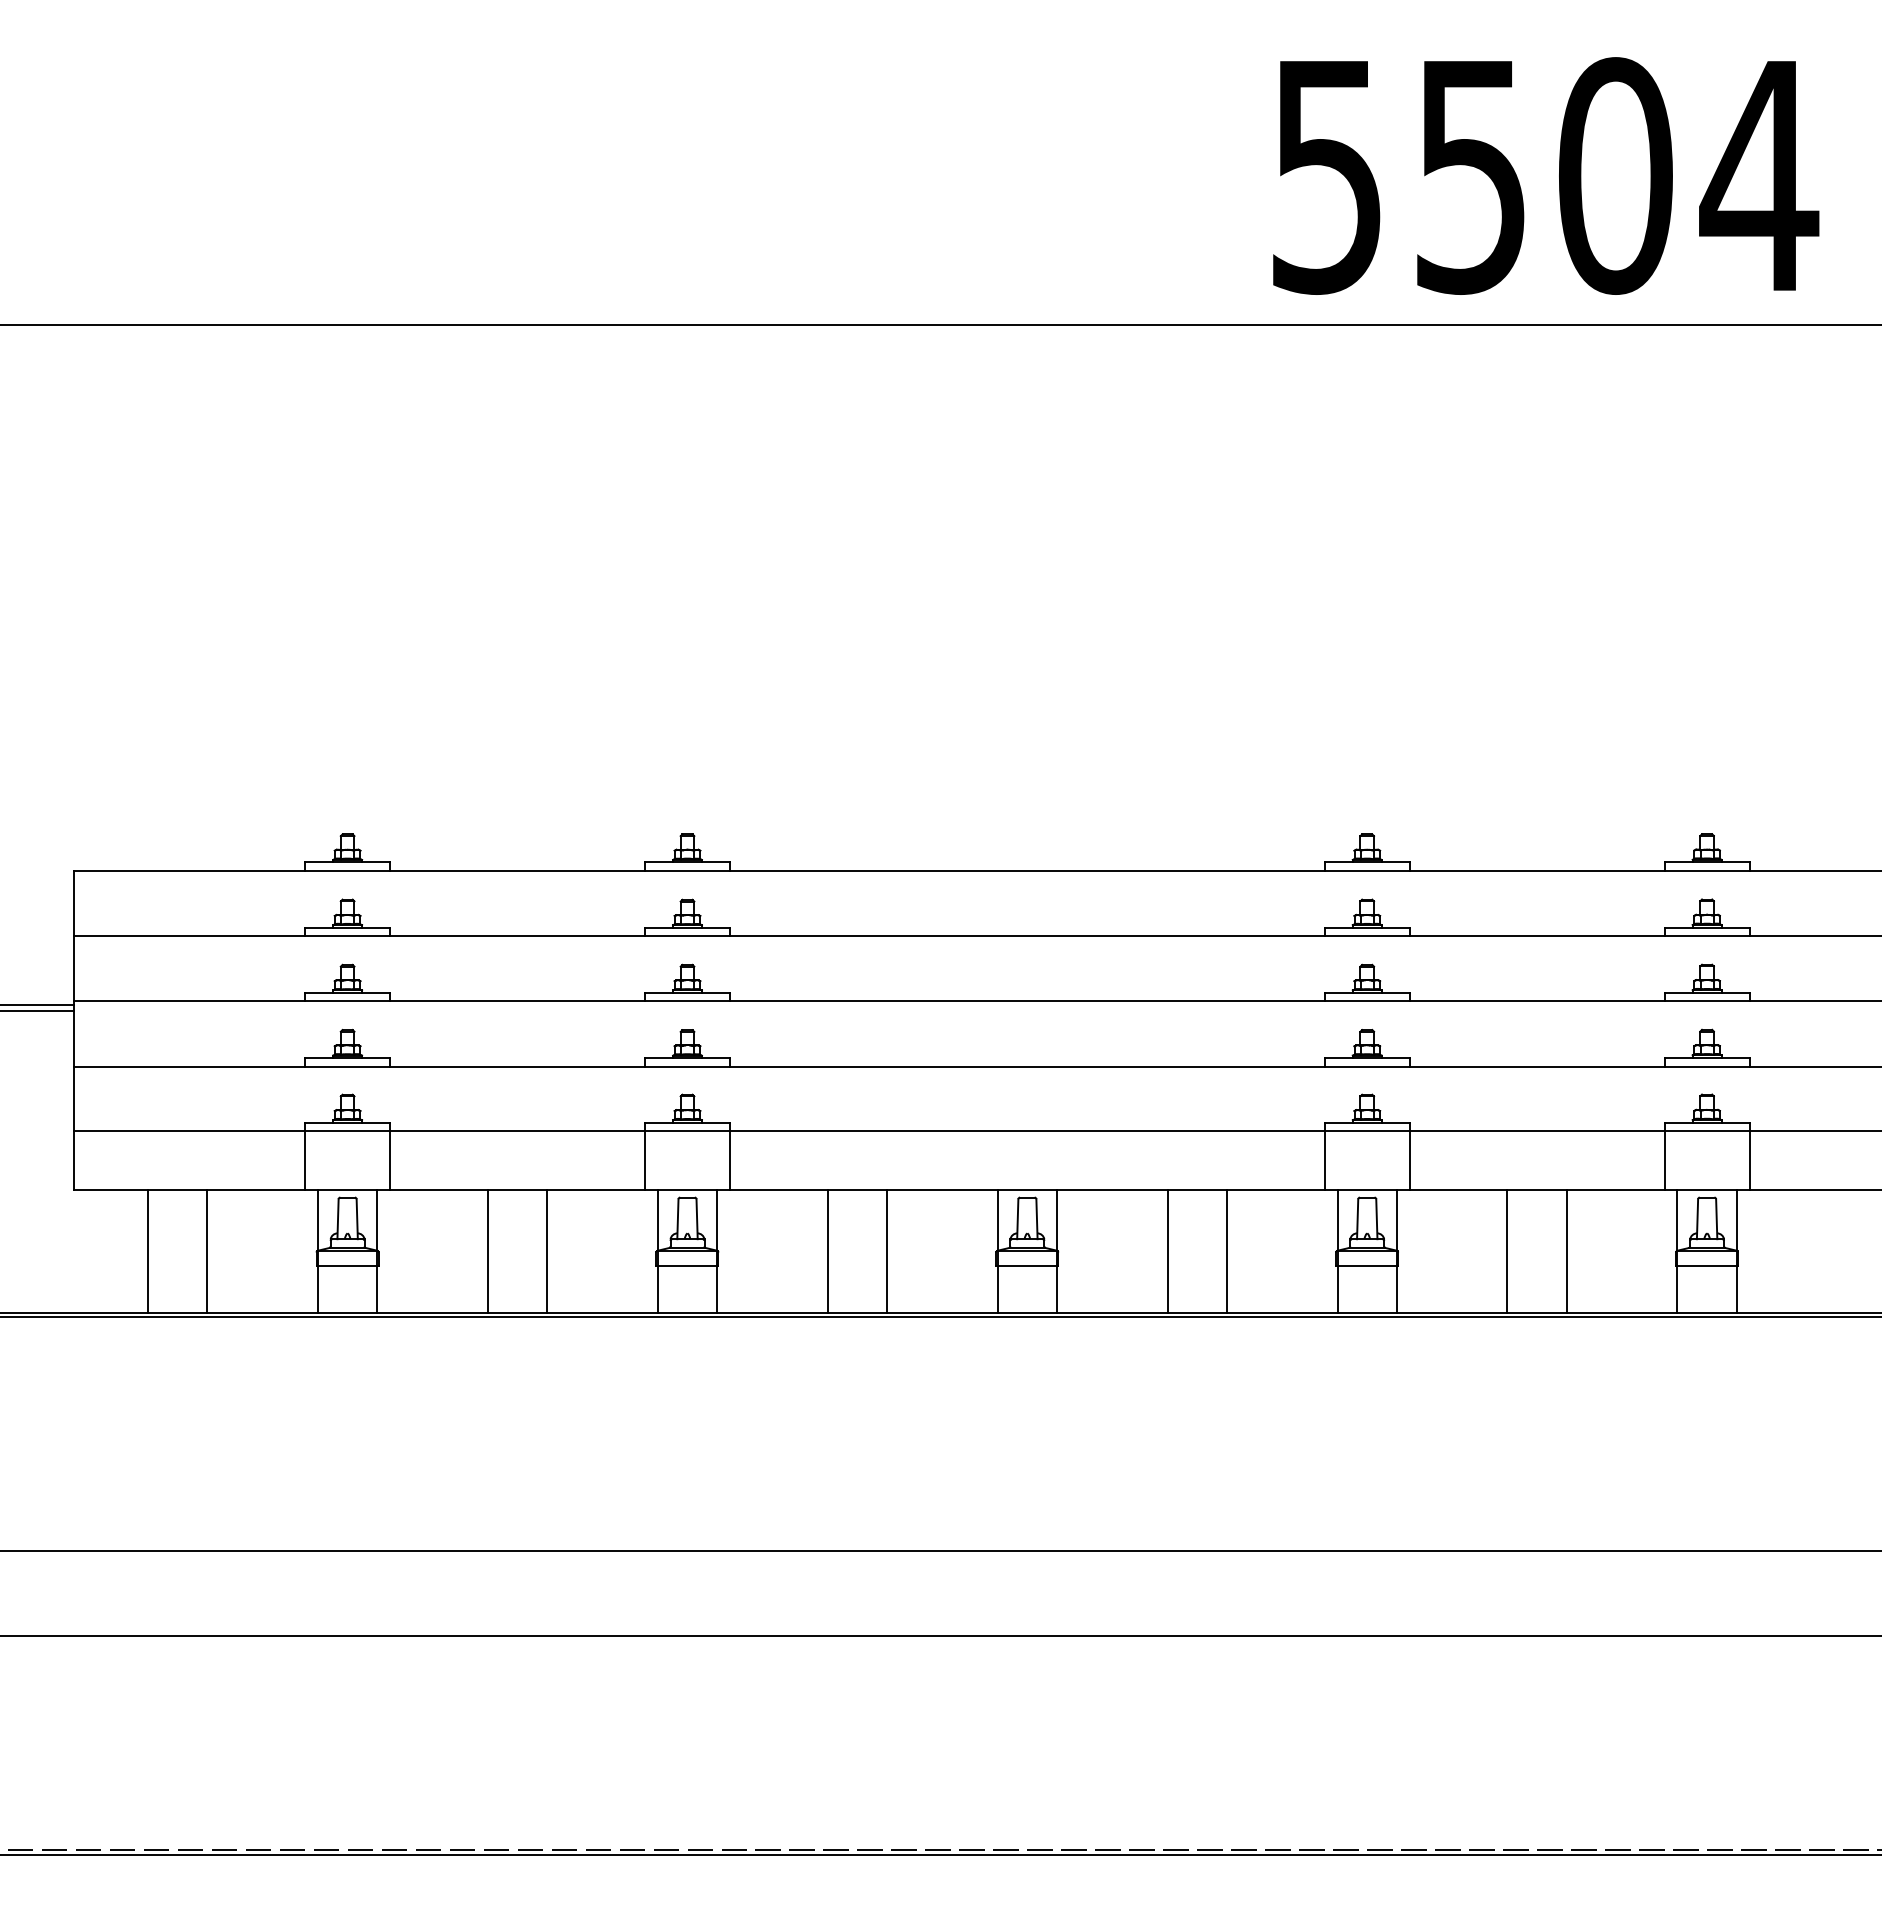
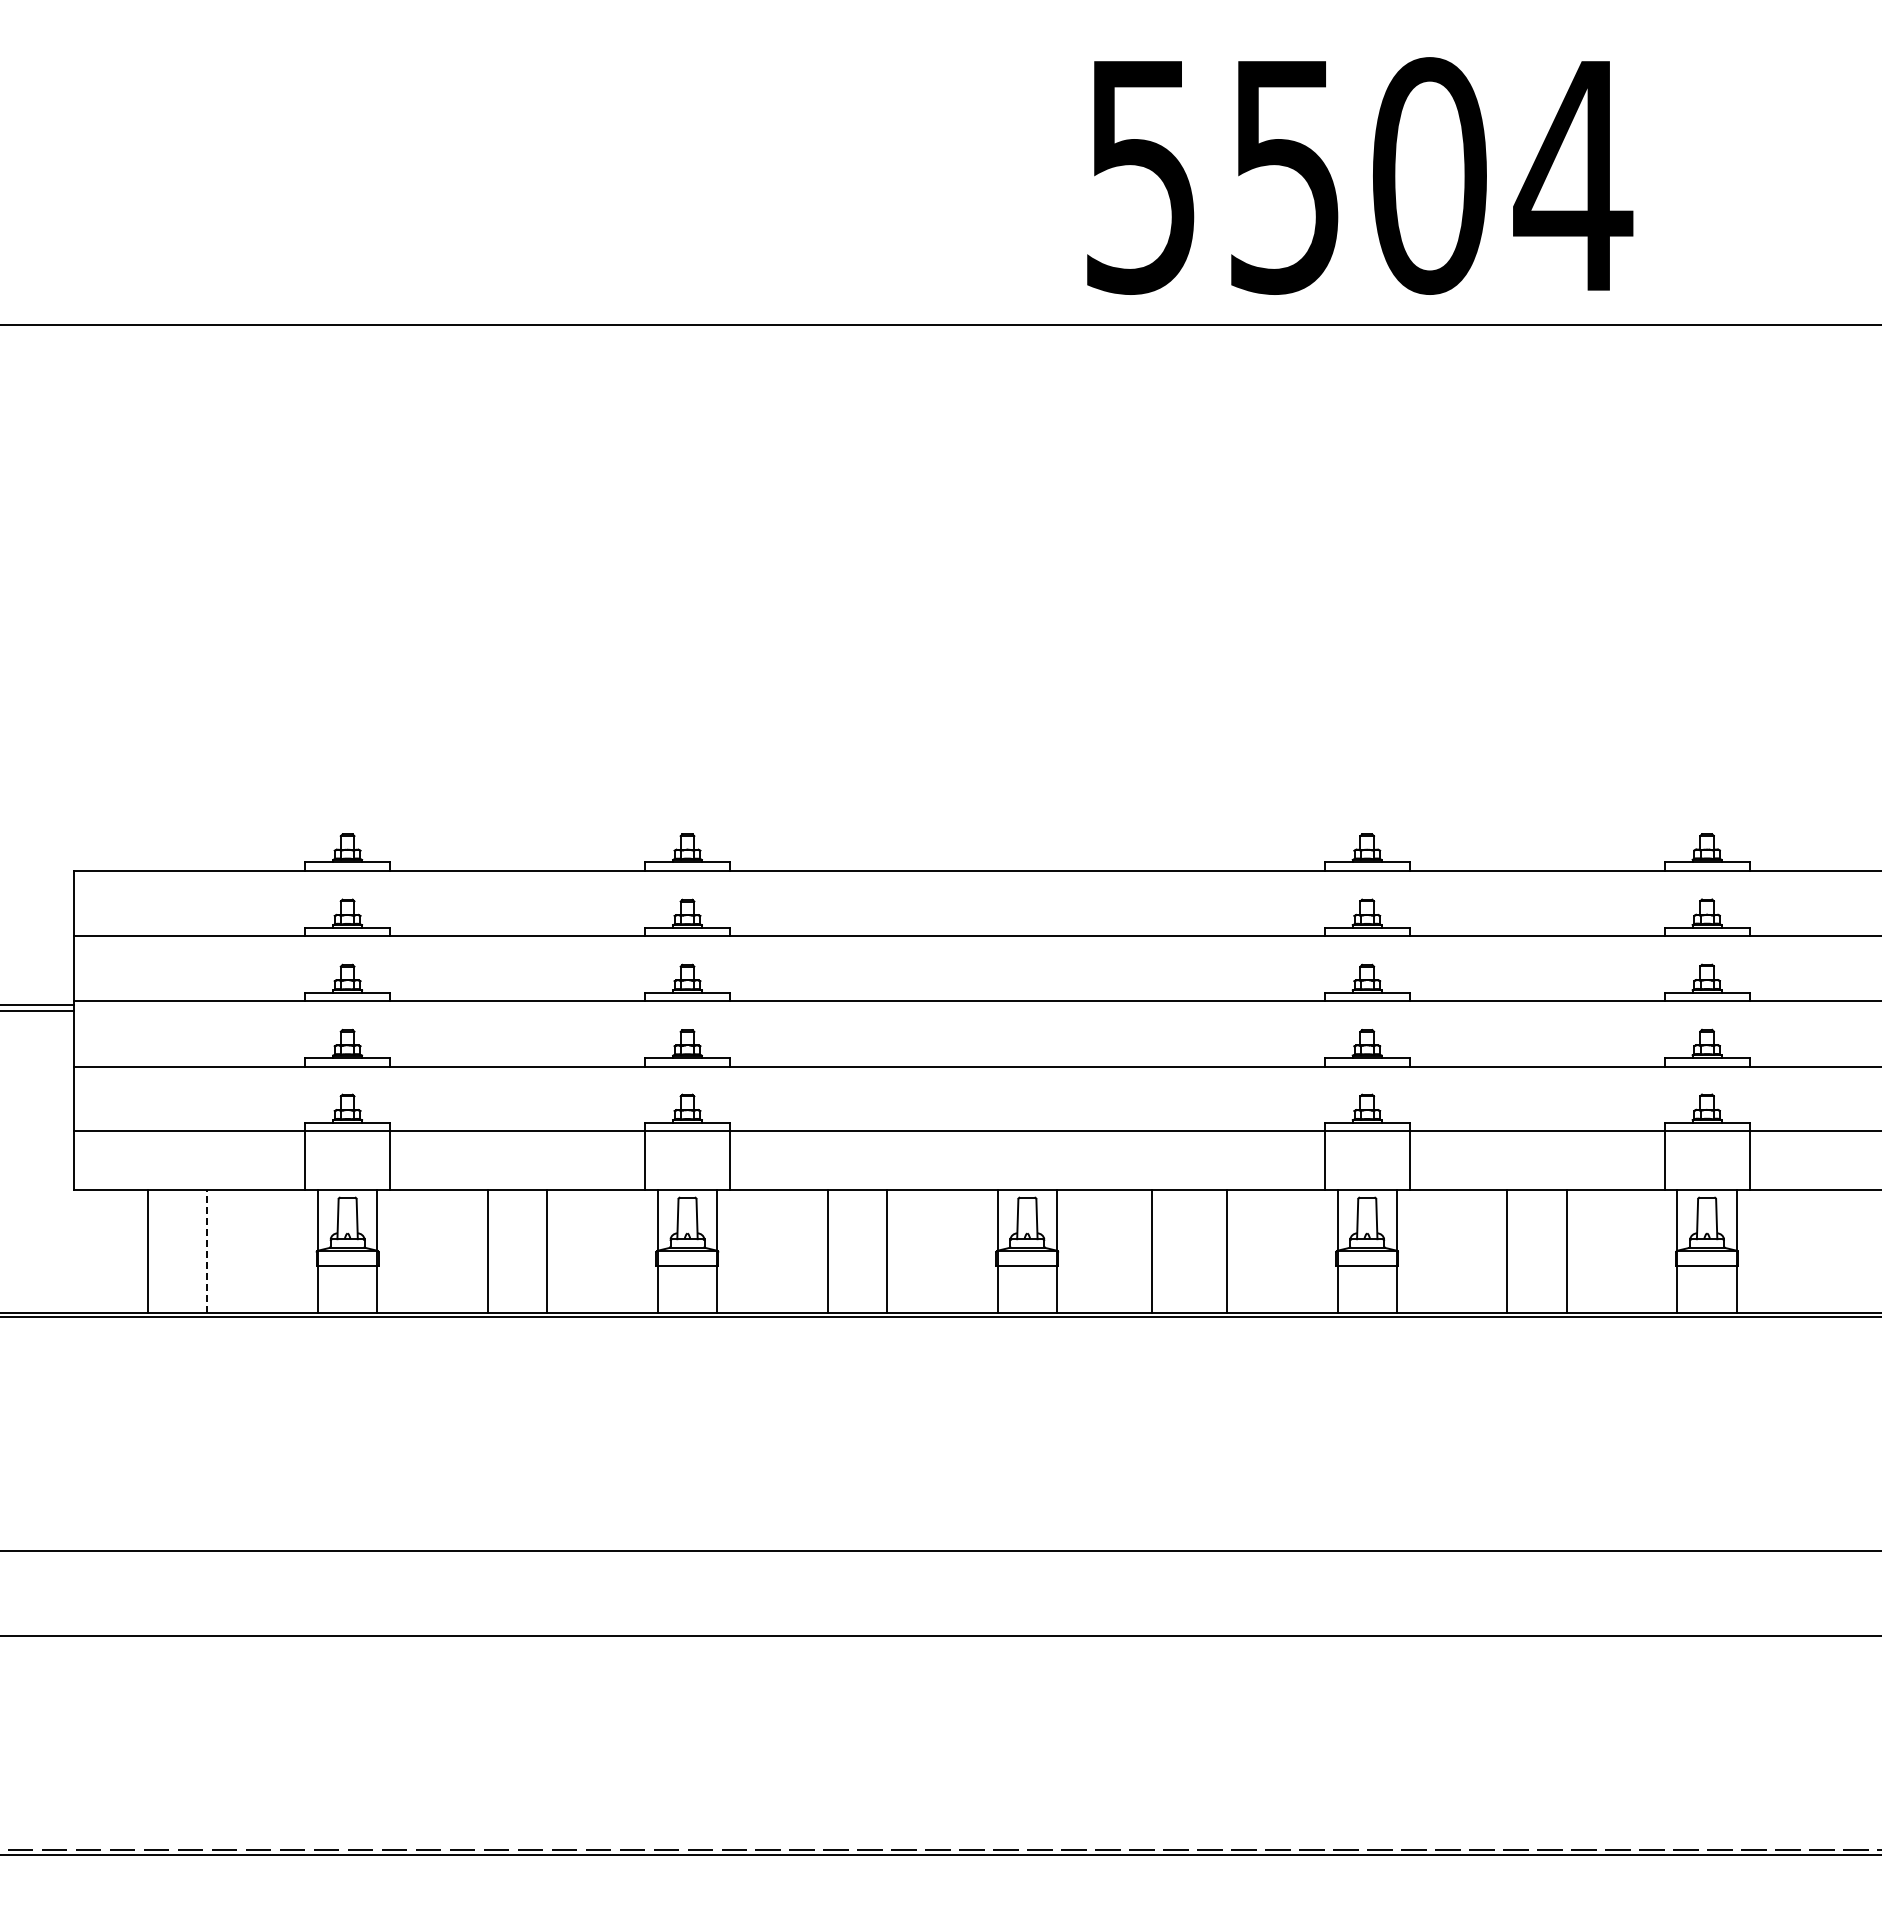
text position: (1546, 175) -> (1360, 175) (1360, 175)
line: solid -> dashed (207, 1251)
line position: (1167, 1251) -> (1151, 1251) (1151, 1251)
